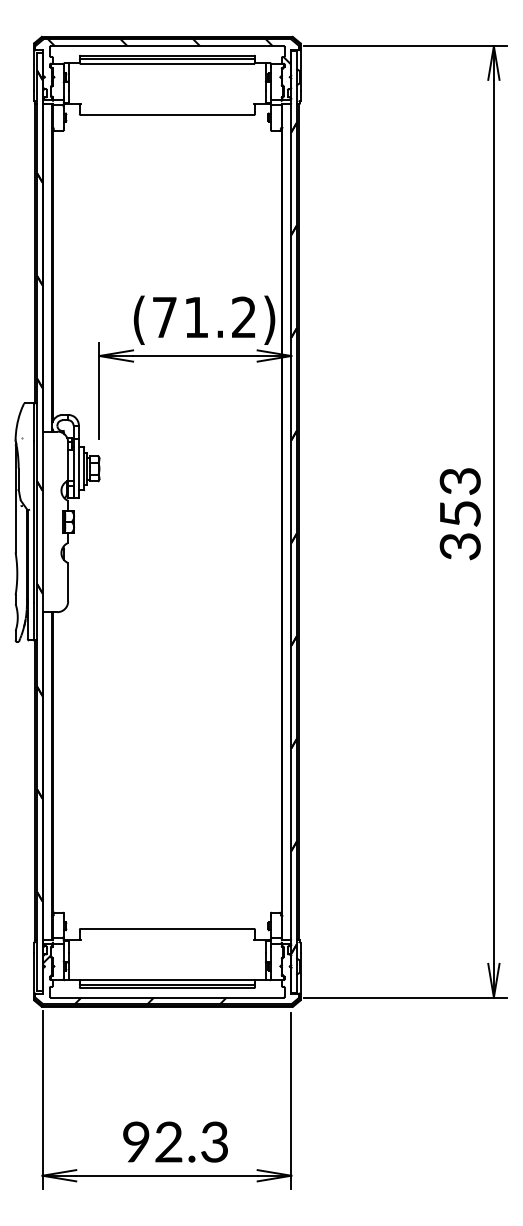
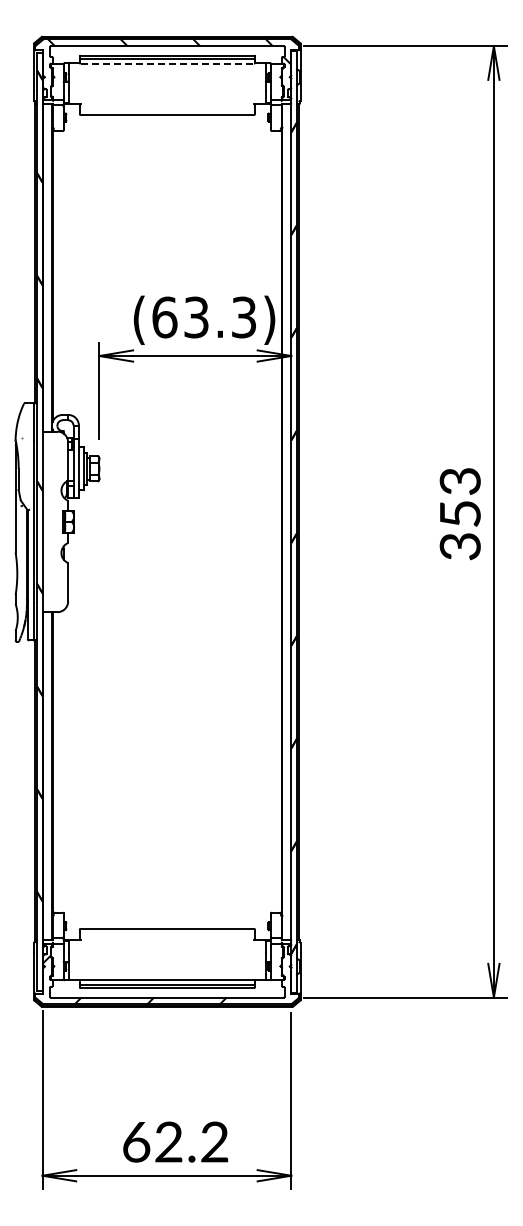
line: solid -> dashed (167, 63)
text: (71.2) -> (63.3) (203, 317)
text: 92.3 -> 62.2 (175, 1141)
